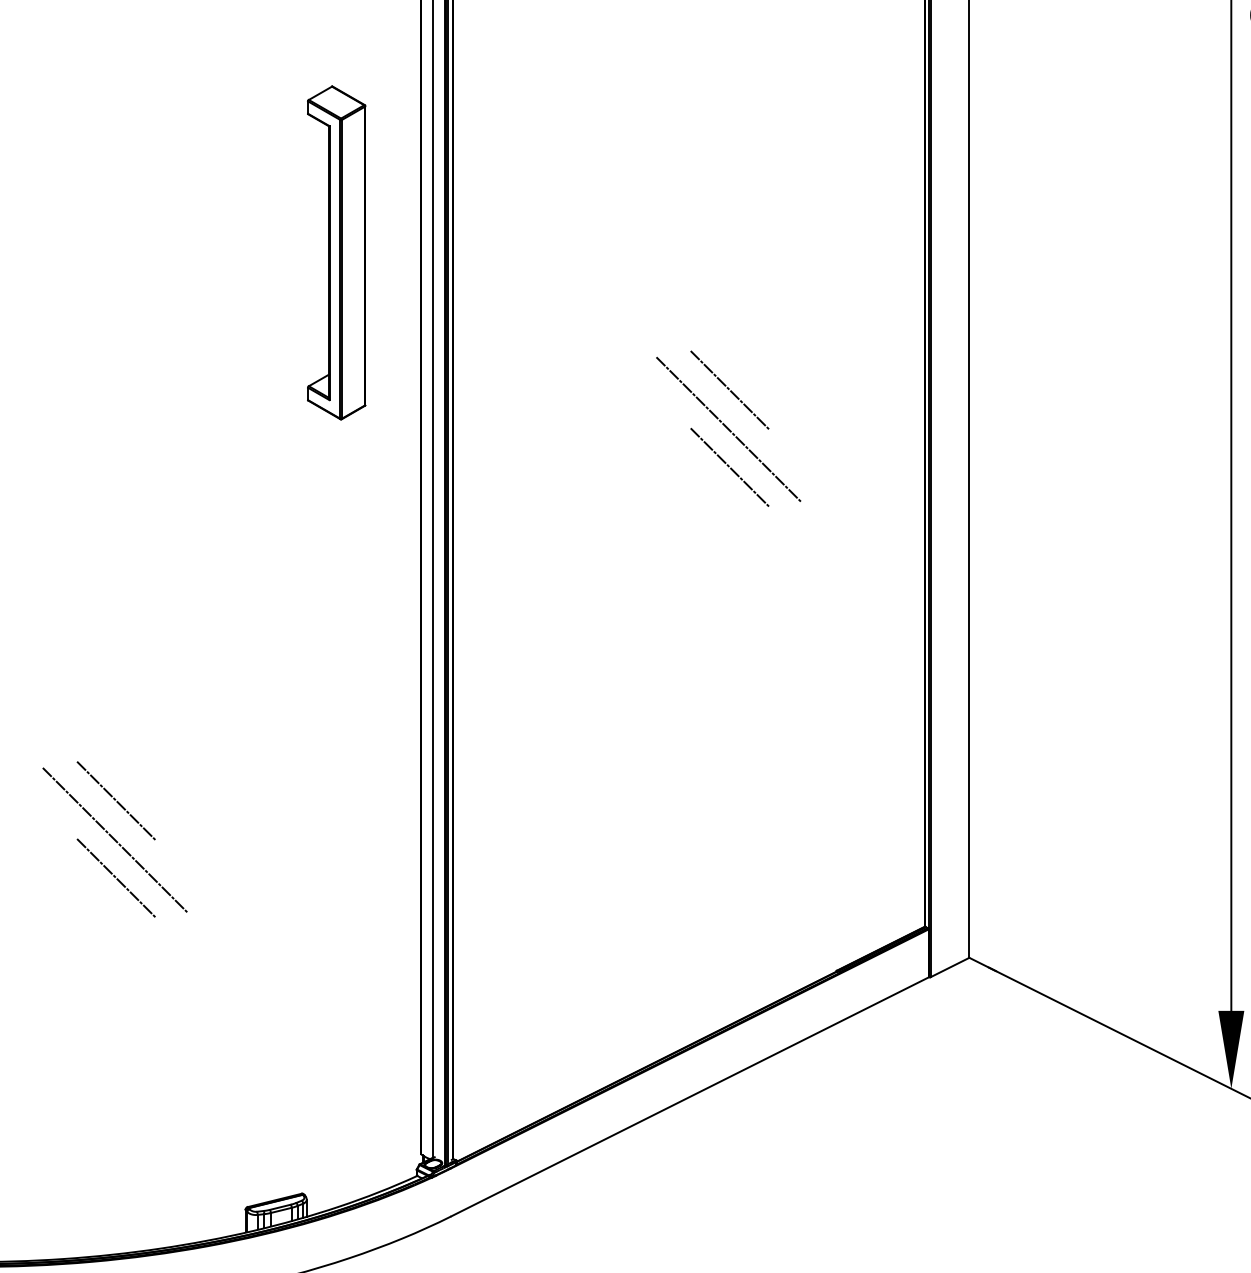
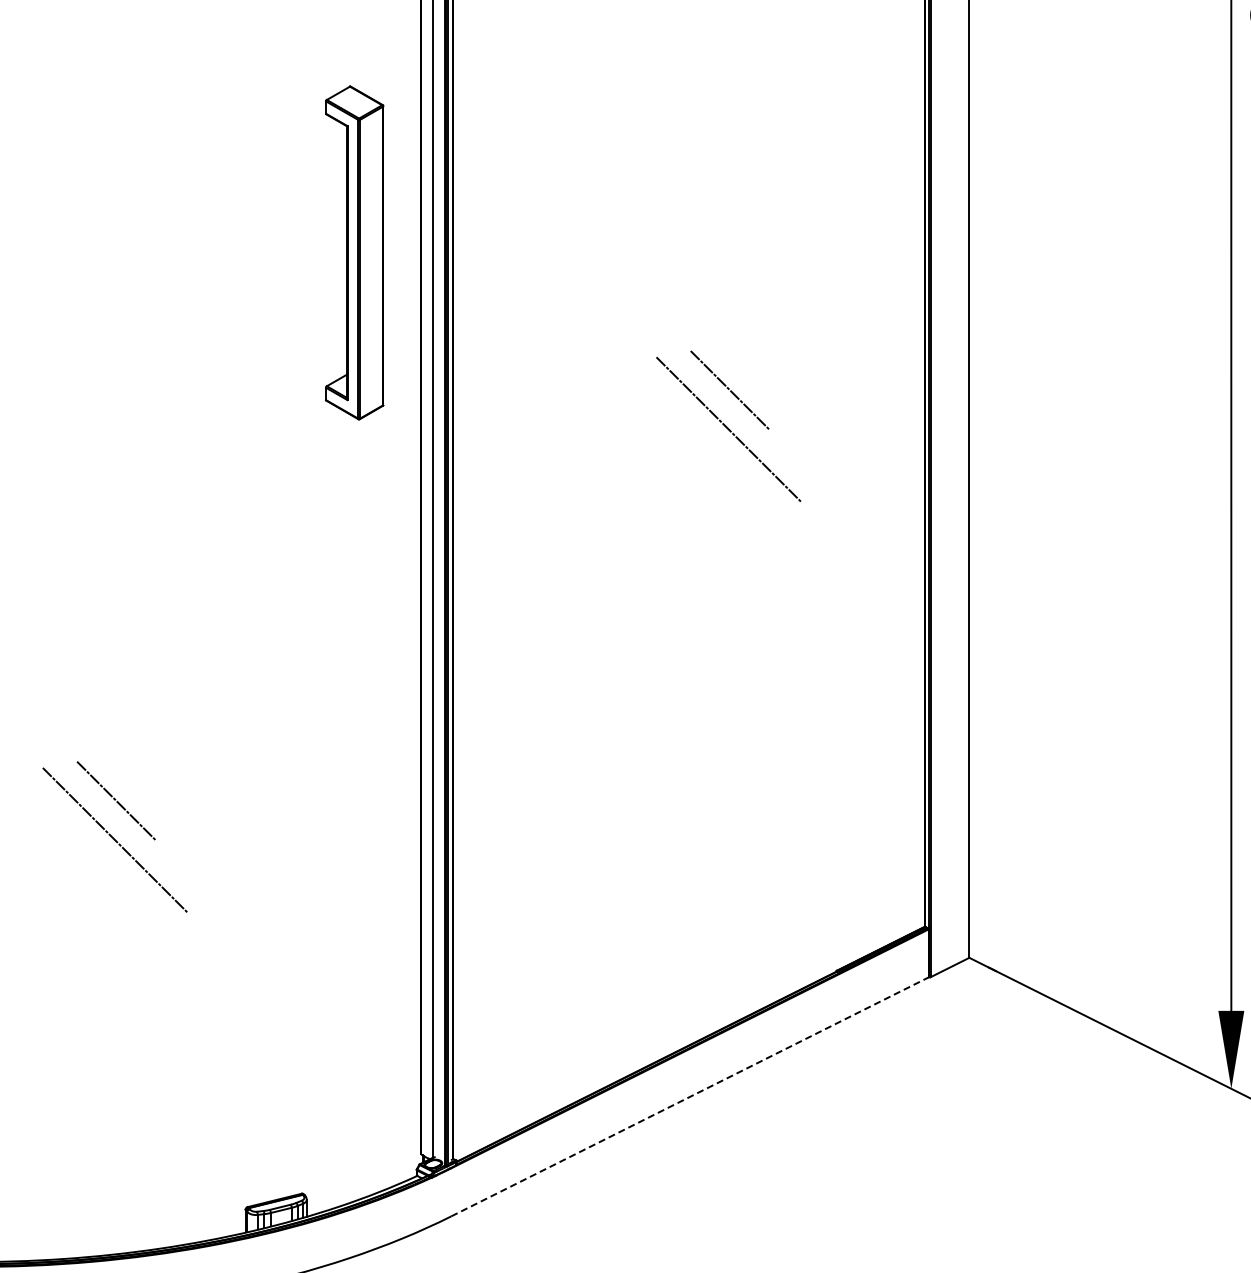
part position: (336, 252) -> (354, 252) (354, 252)
line: present -> none (729, 467)
line: present -> none (116, 877)
line: solid -> dashed (690, 1096)
